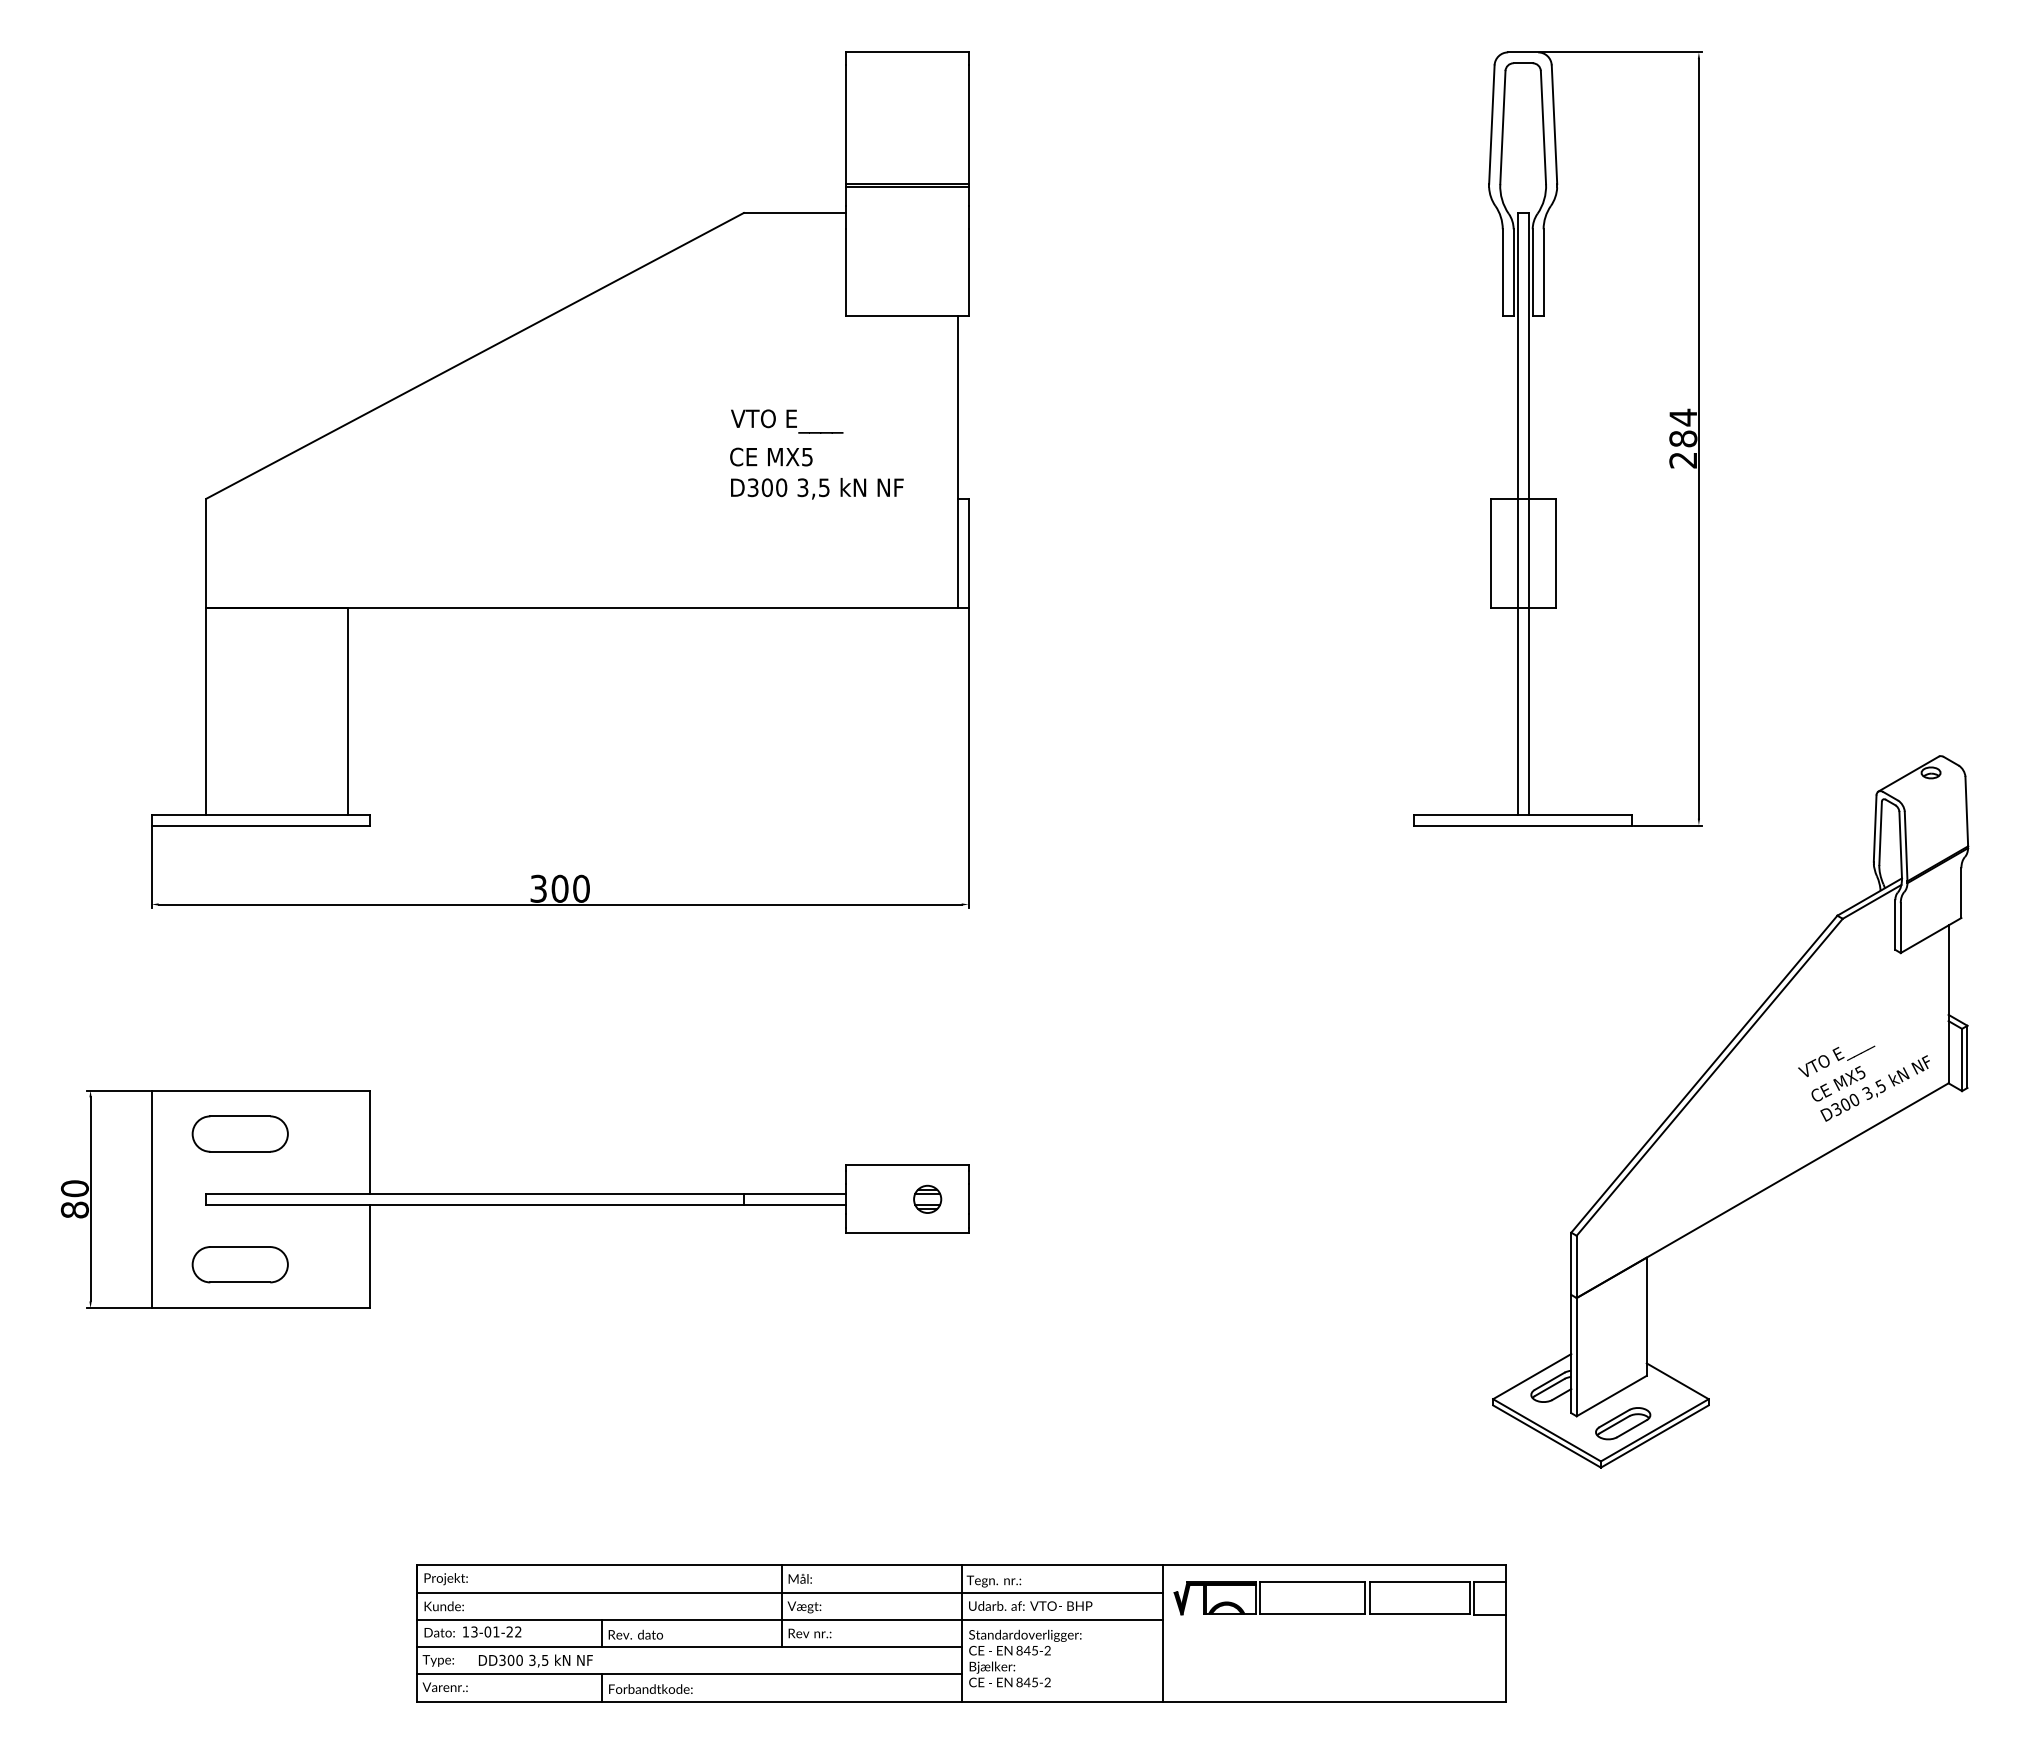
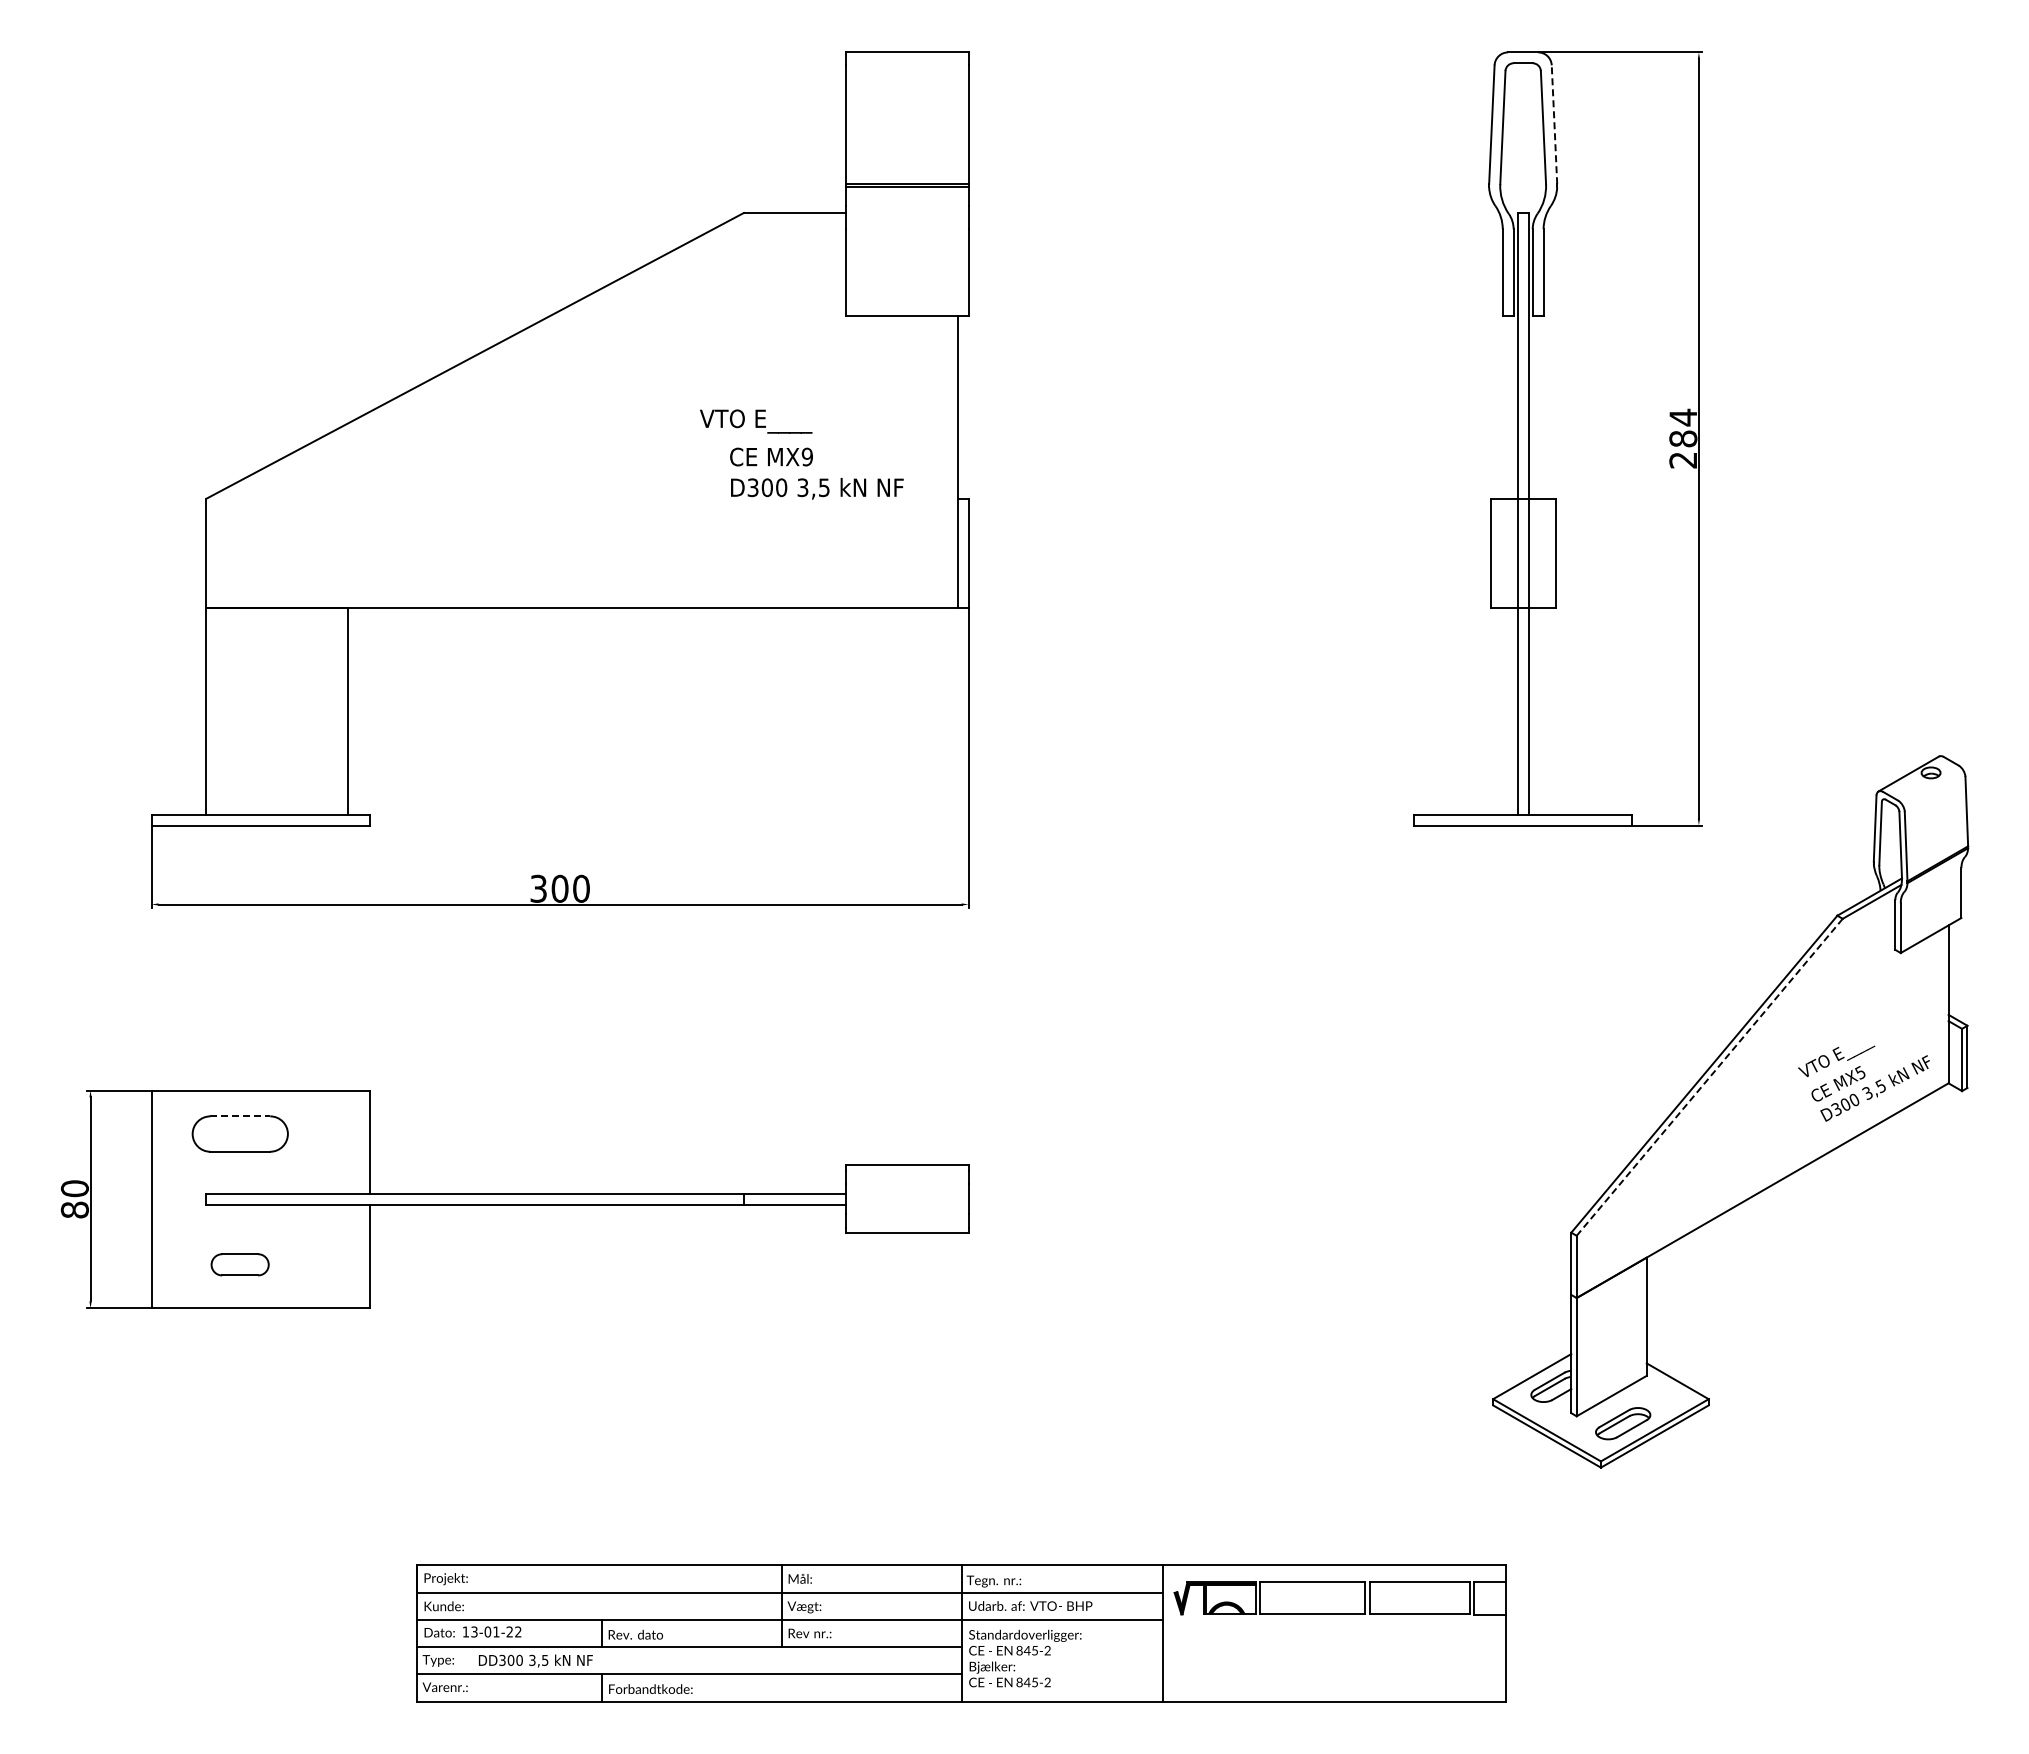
line: solid -> dashed (1554, 124)
text position: (787, 421) -> (756, 421) (756, 421)
text: MX5 -> MX9 (806, 456)
line: solid -> dashed (1709, 1077)
line: solid -> dashed (240, 1116)
part: present -> none (927, 1198)
part size: 98x38 px -> 60x24 px (239, 1264)
